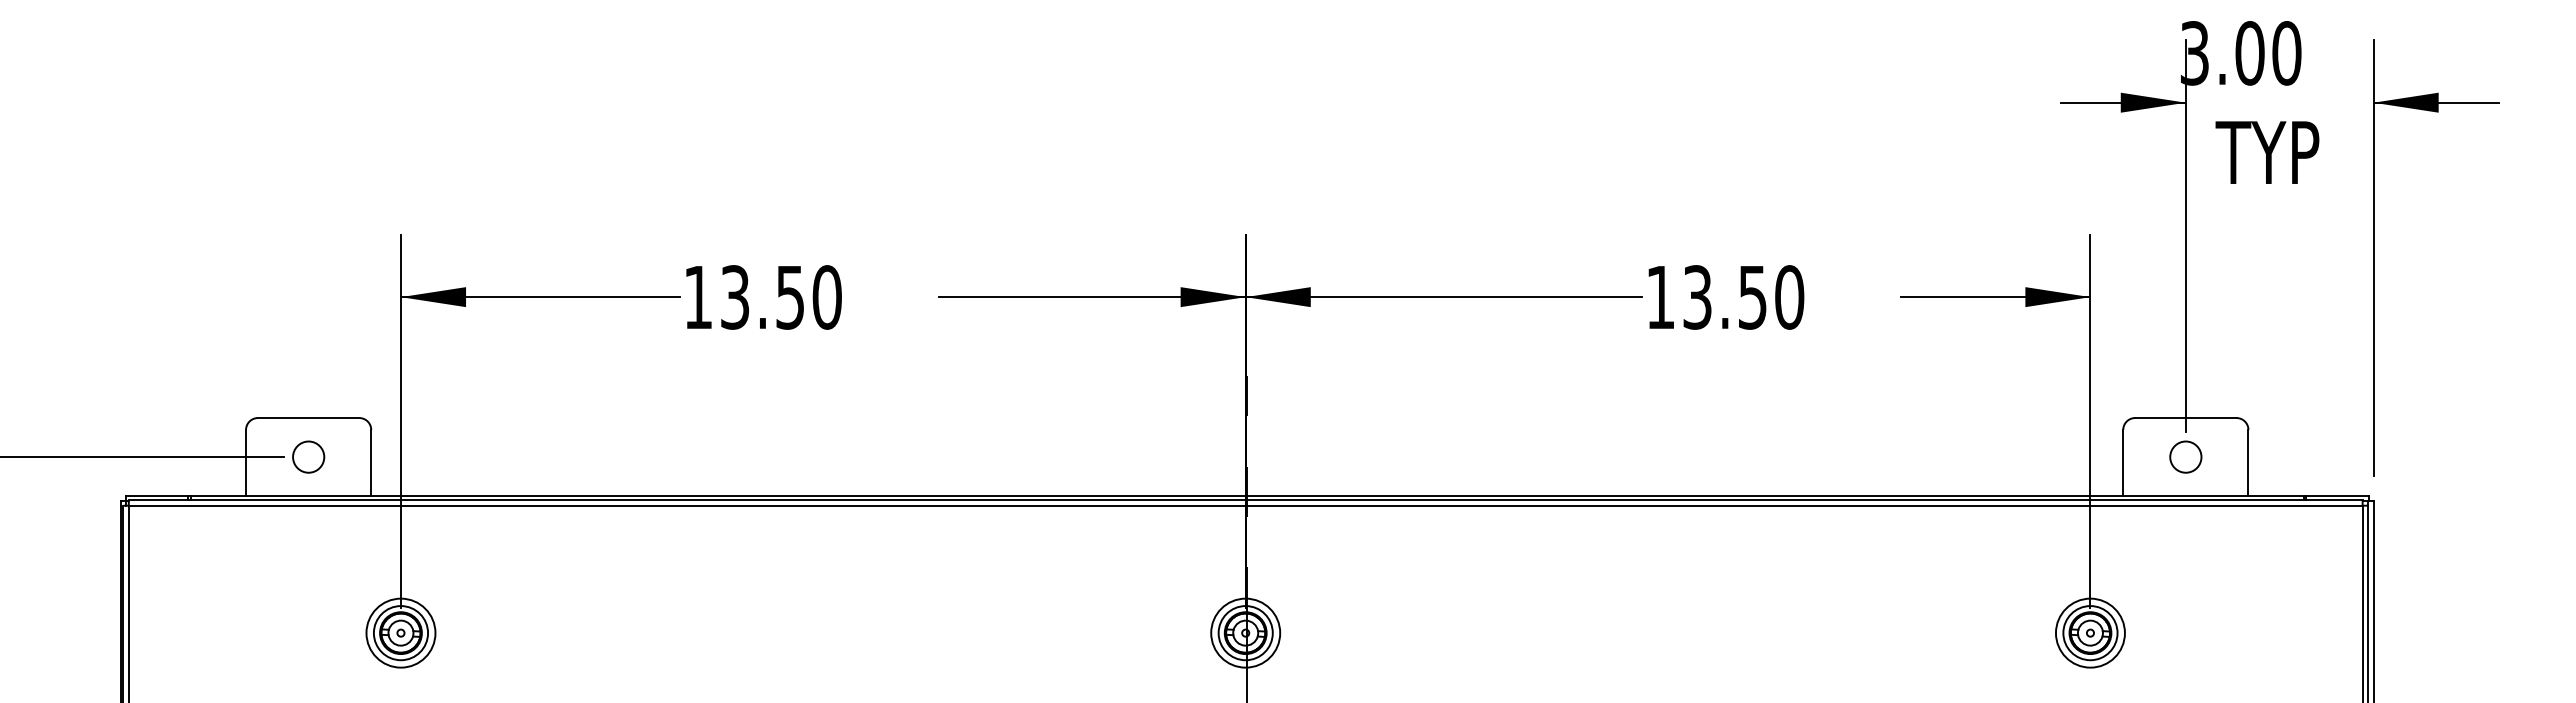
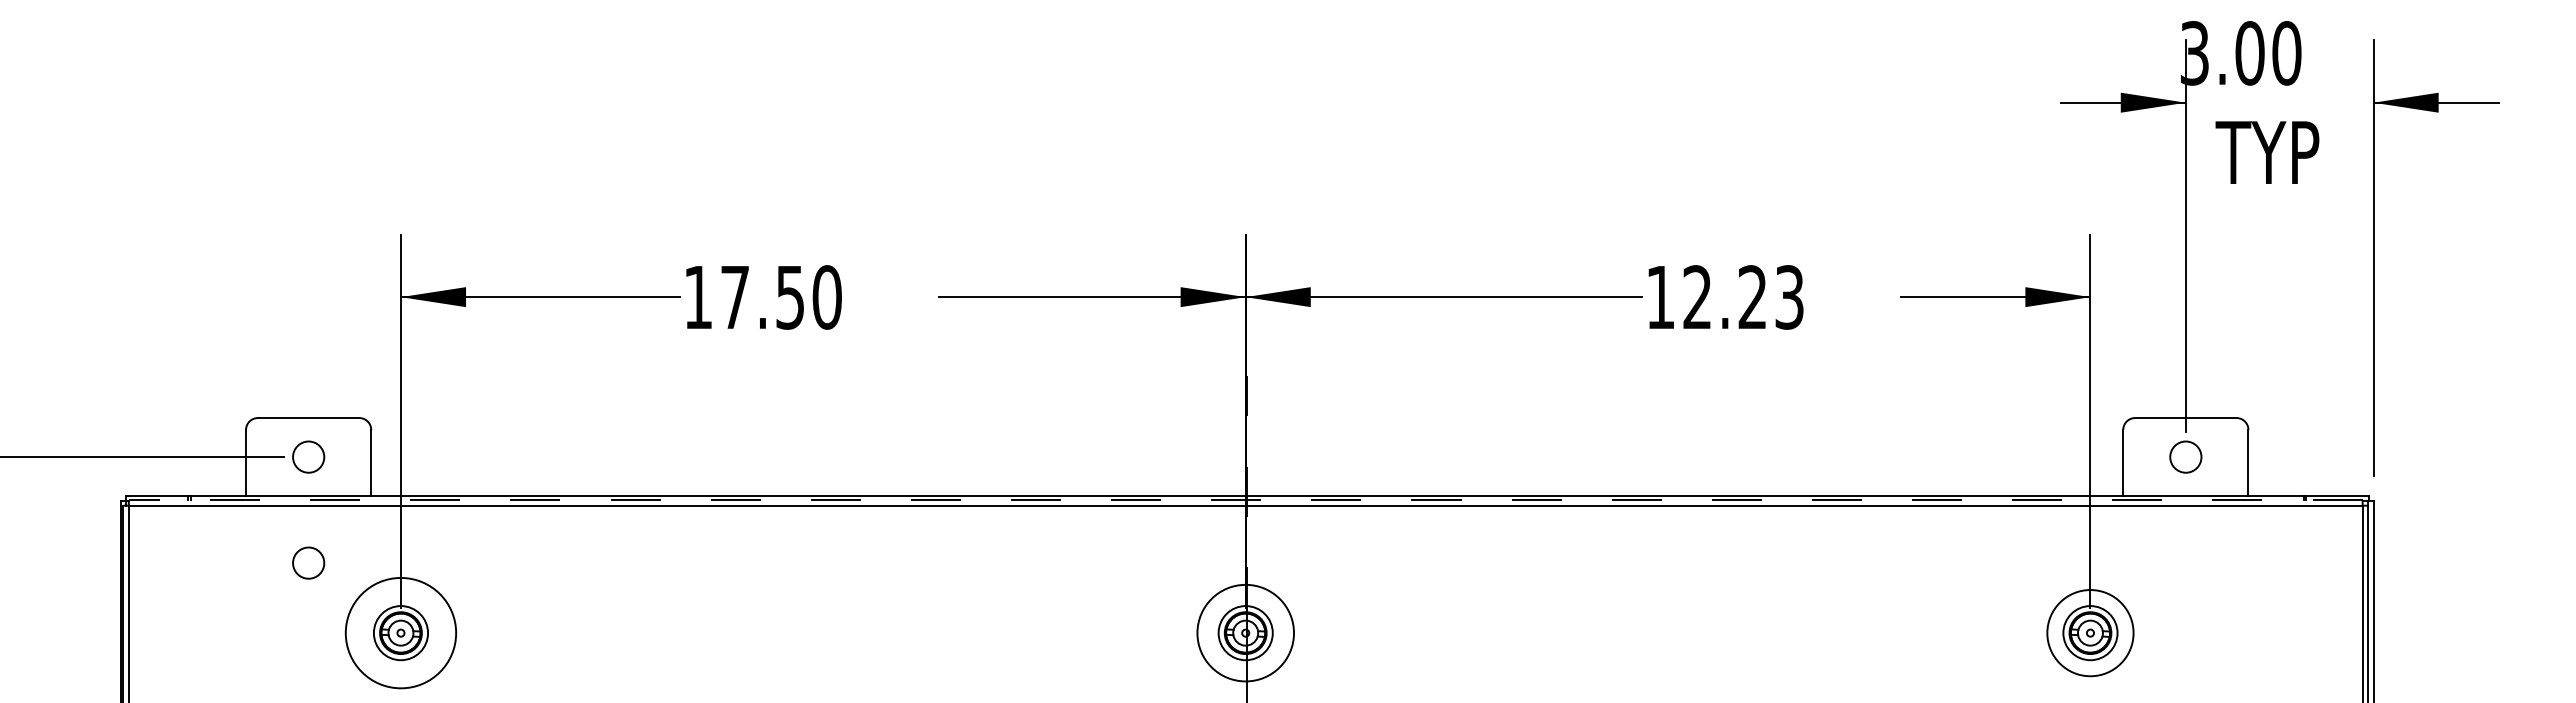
text: 13.50 -> 17.50 (735, 297)
text: 13.50 -> 12.23 (1743, 297)
line: solid -> dashed (1245, 500)
circle: none -> present (308, 562)
circle diameter: 69 px -> 110 px (400, 632)
circle diameter: 69 px -> 97 px (1245, 632)
circle diameter: 69 px -> 86 px (2090, 633)
